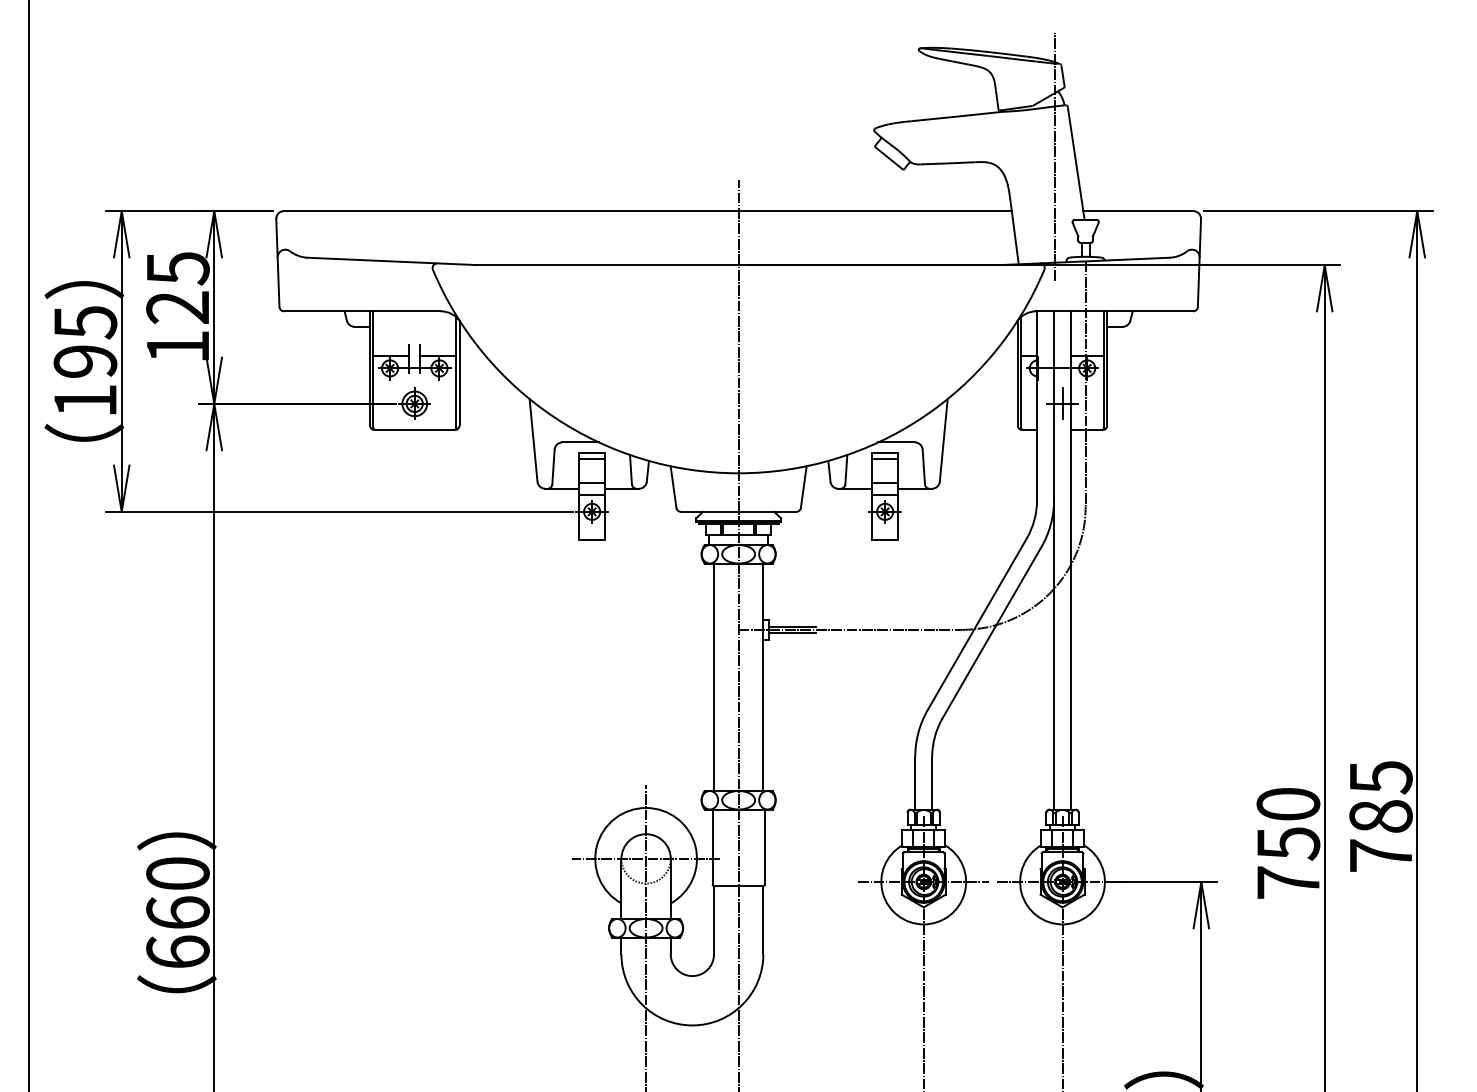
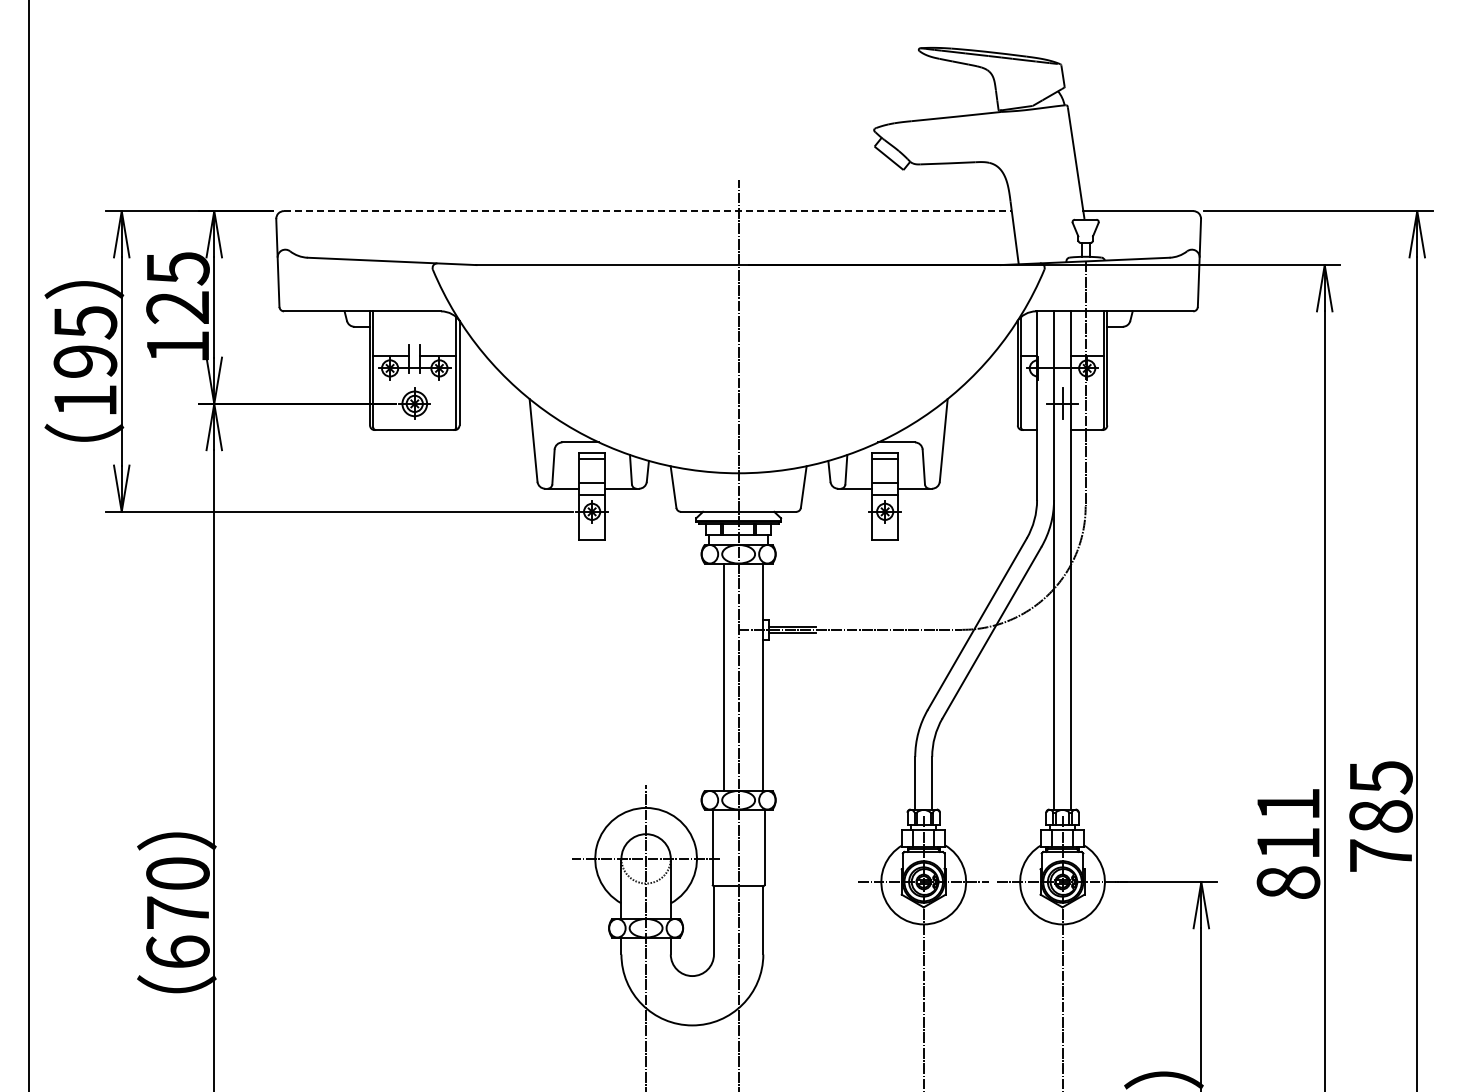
line: present -> none (1054, 156)
line: solid -> dashed (647, 211)
line position: (714, 677) -> (724, 677) (724, 677)
text: 750 -> 811 (1288, 843)
text: 660 -> 670 (177, 912)
